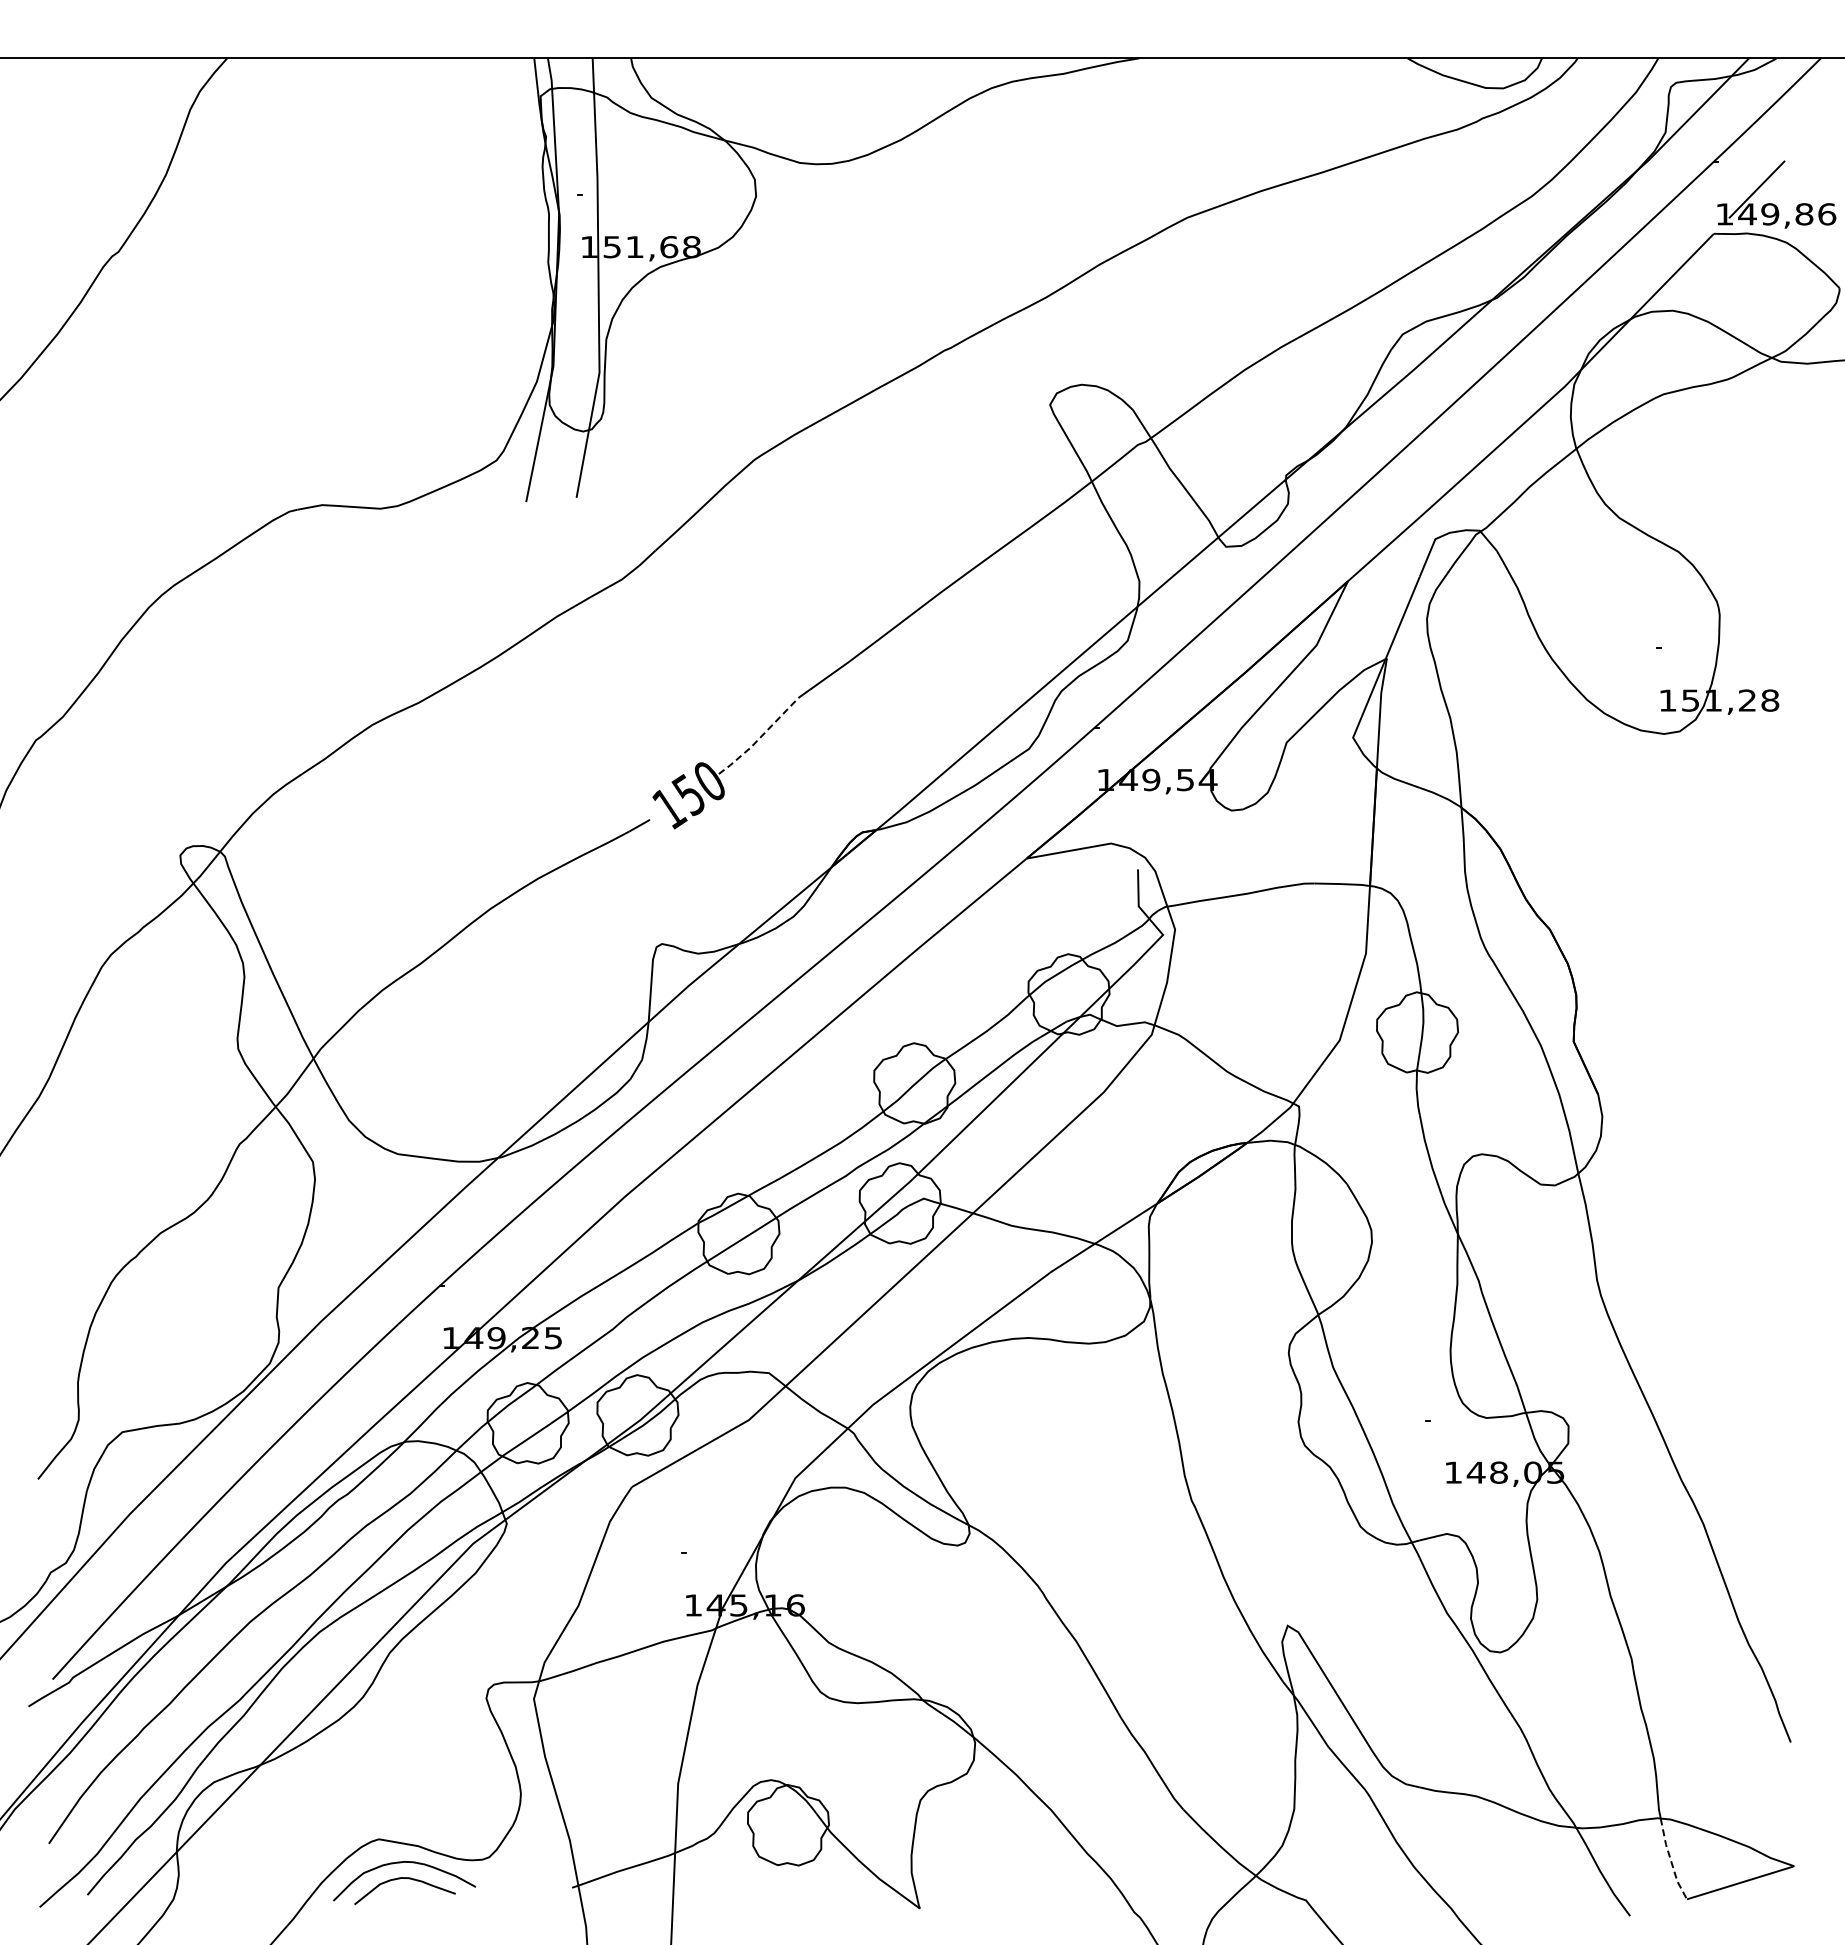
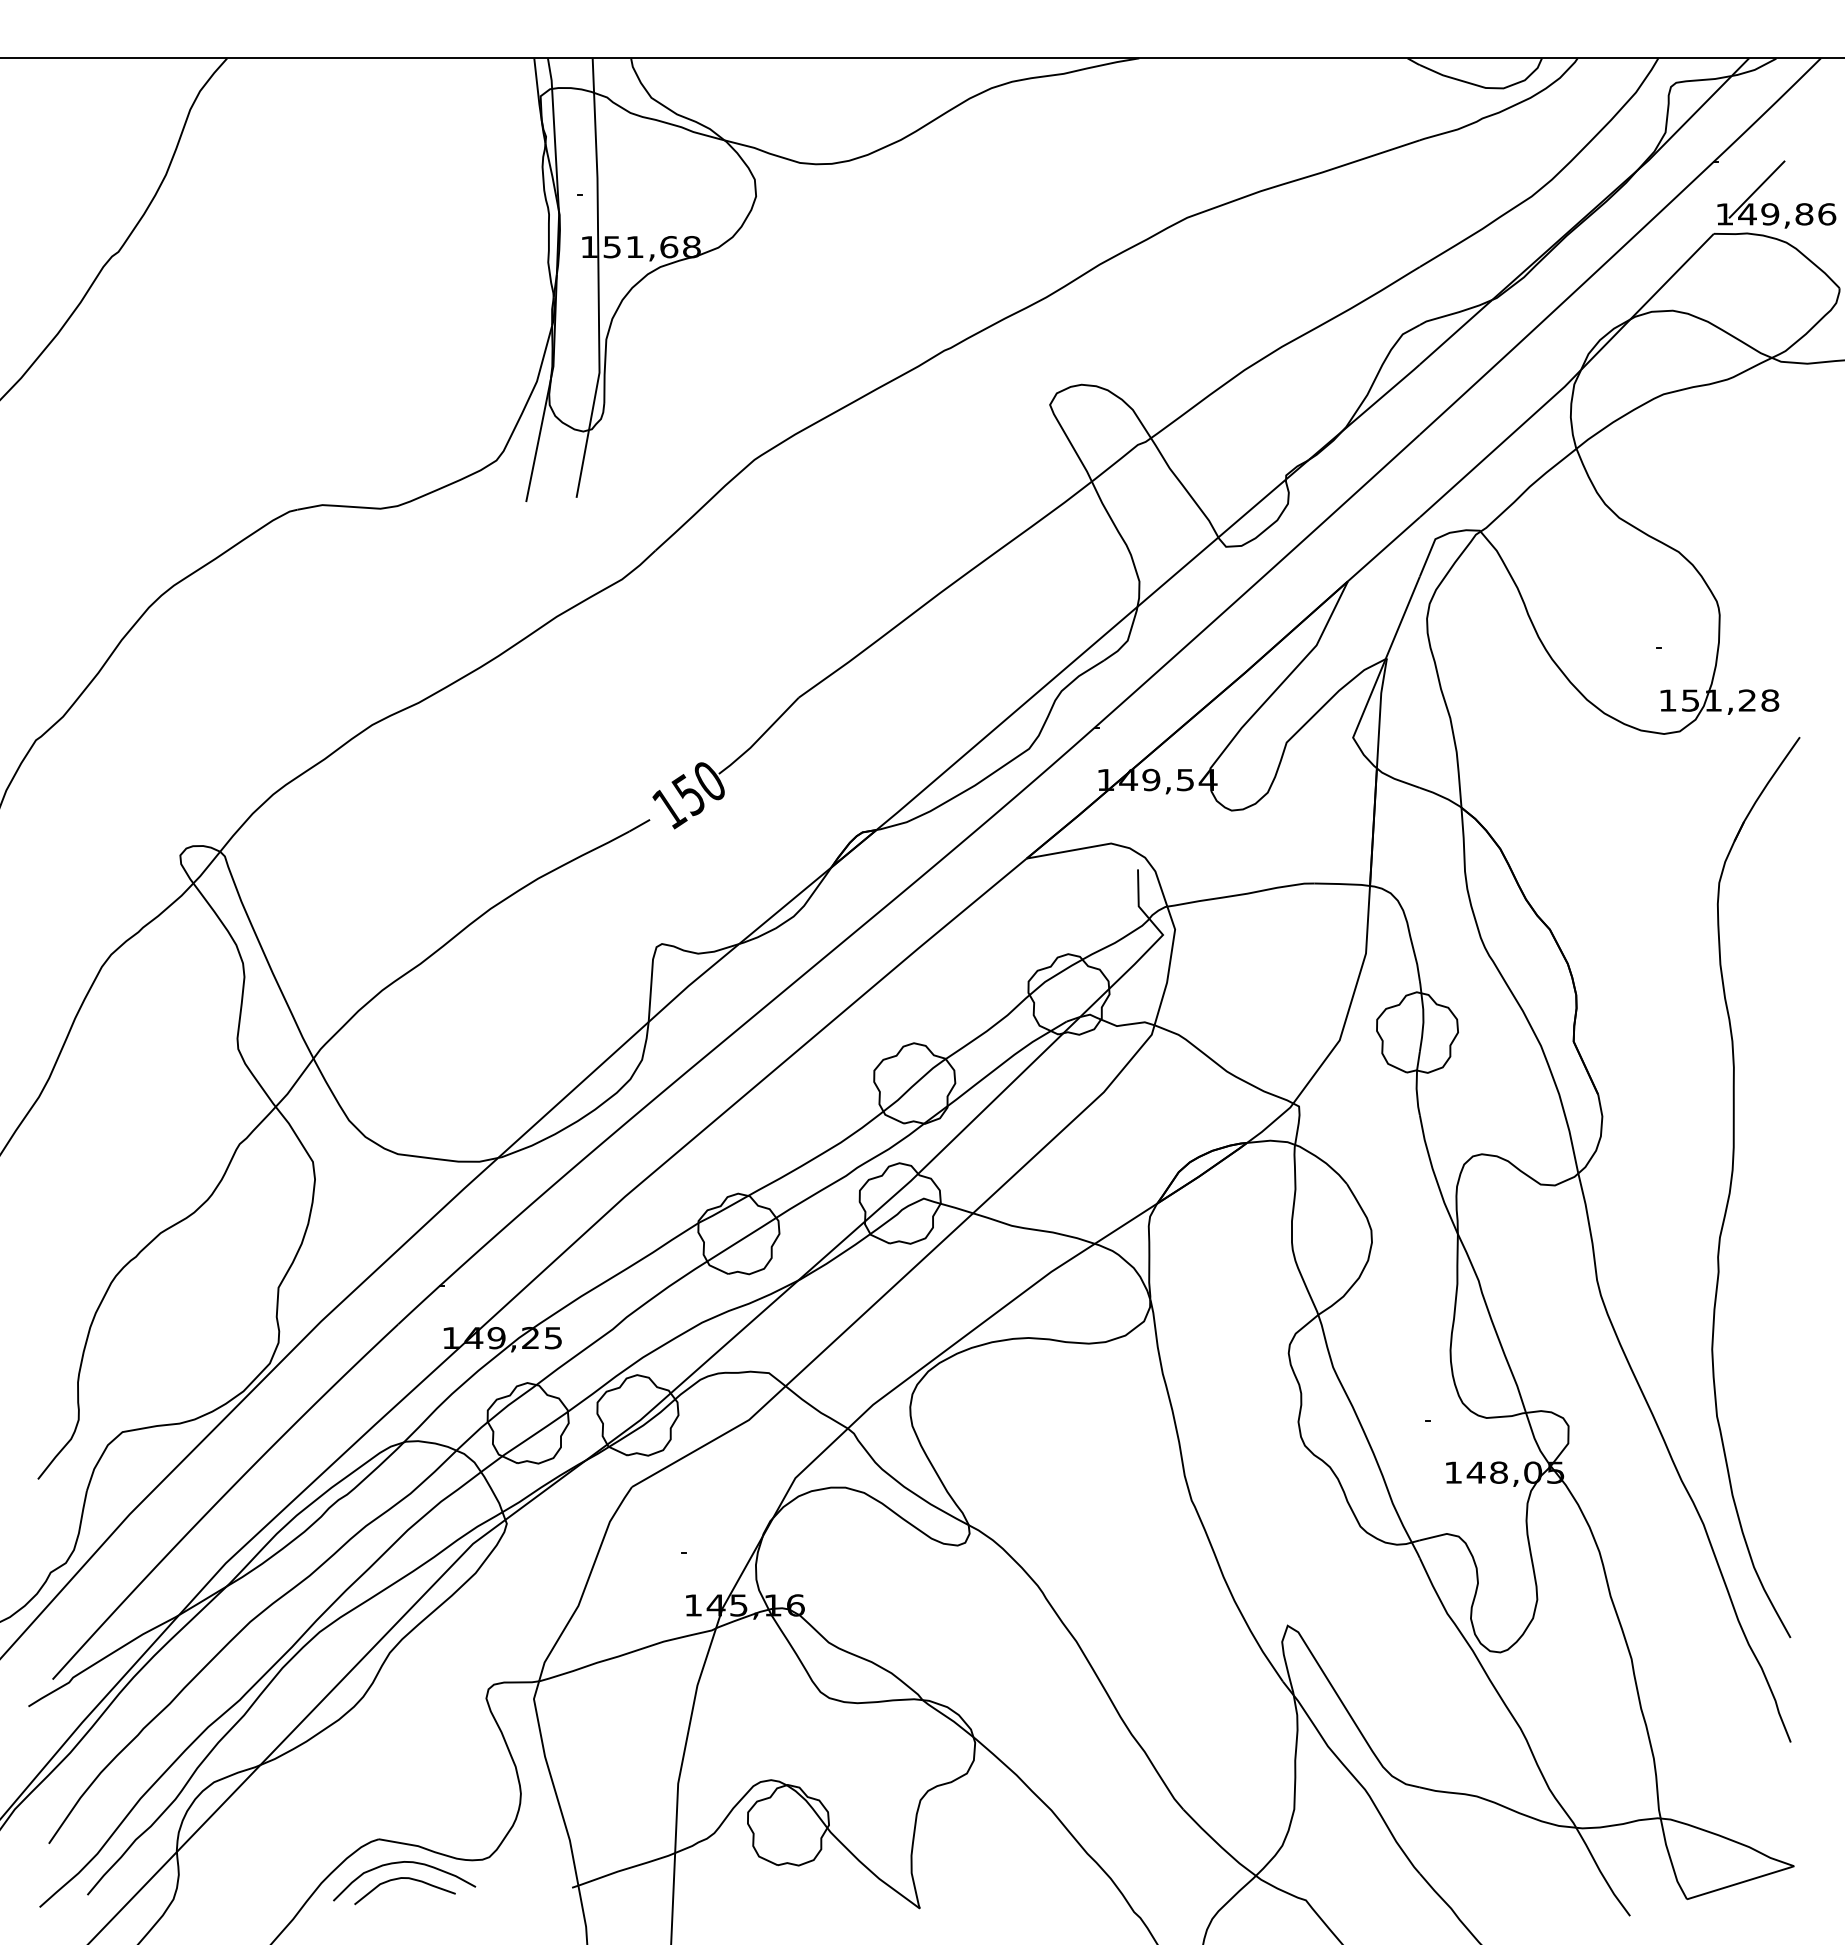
line: dashed -> solid (759, 738)
part: none -> present (1732, 1181)
line: dashed -> solid (1671, 1860)
